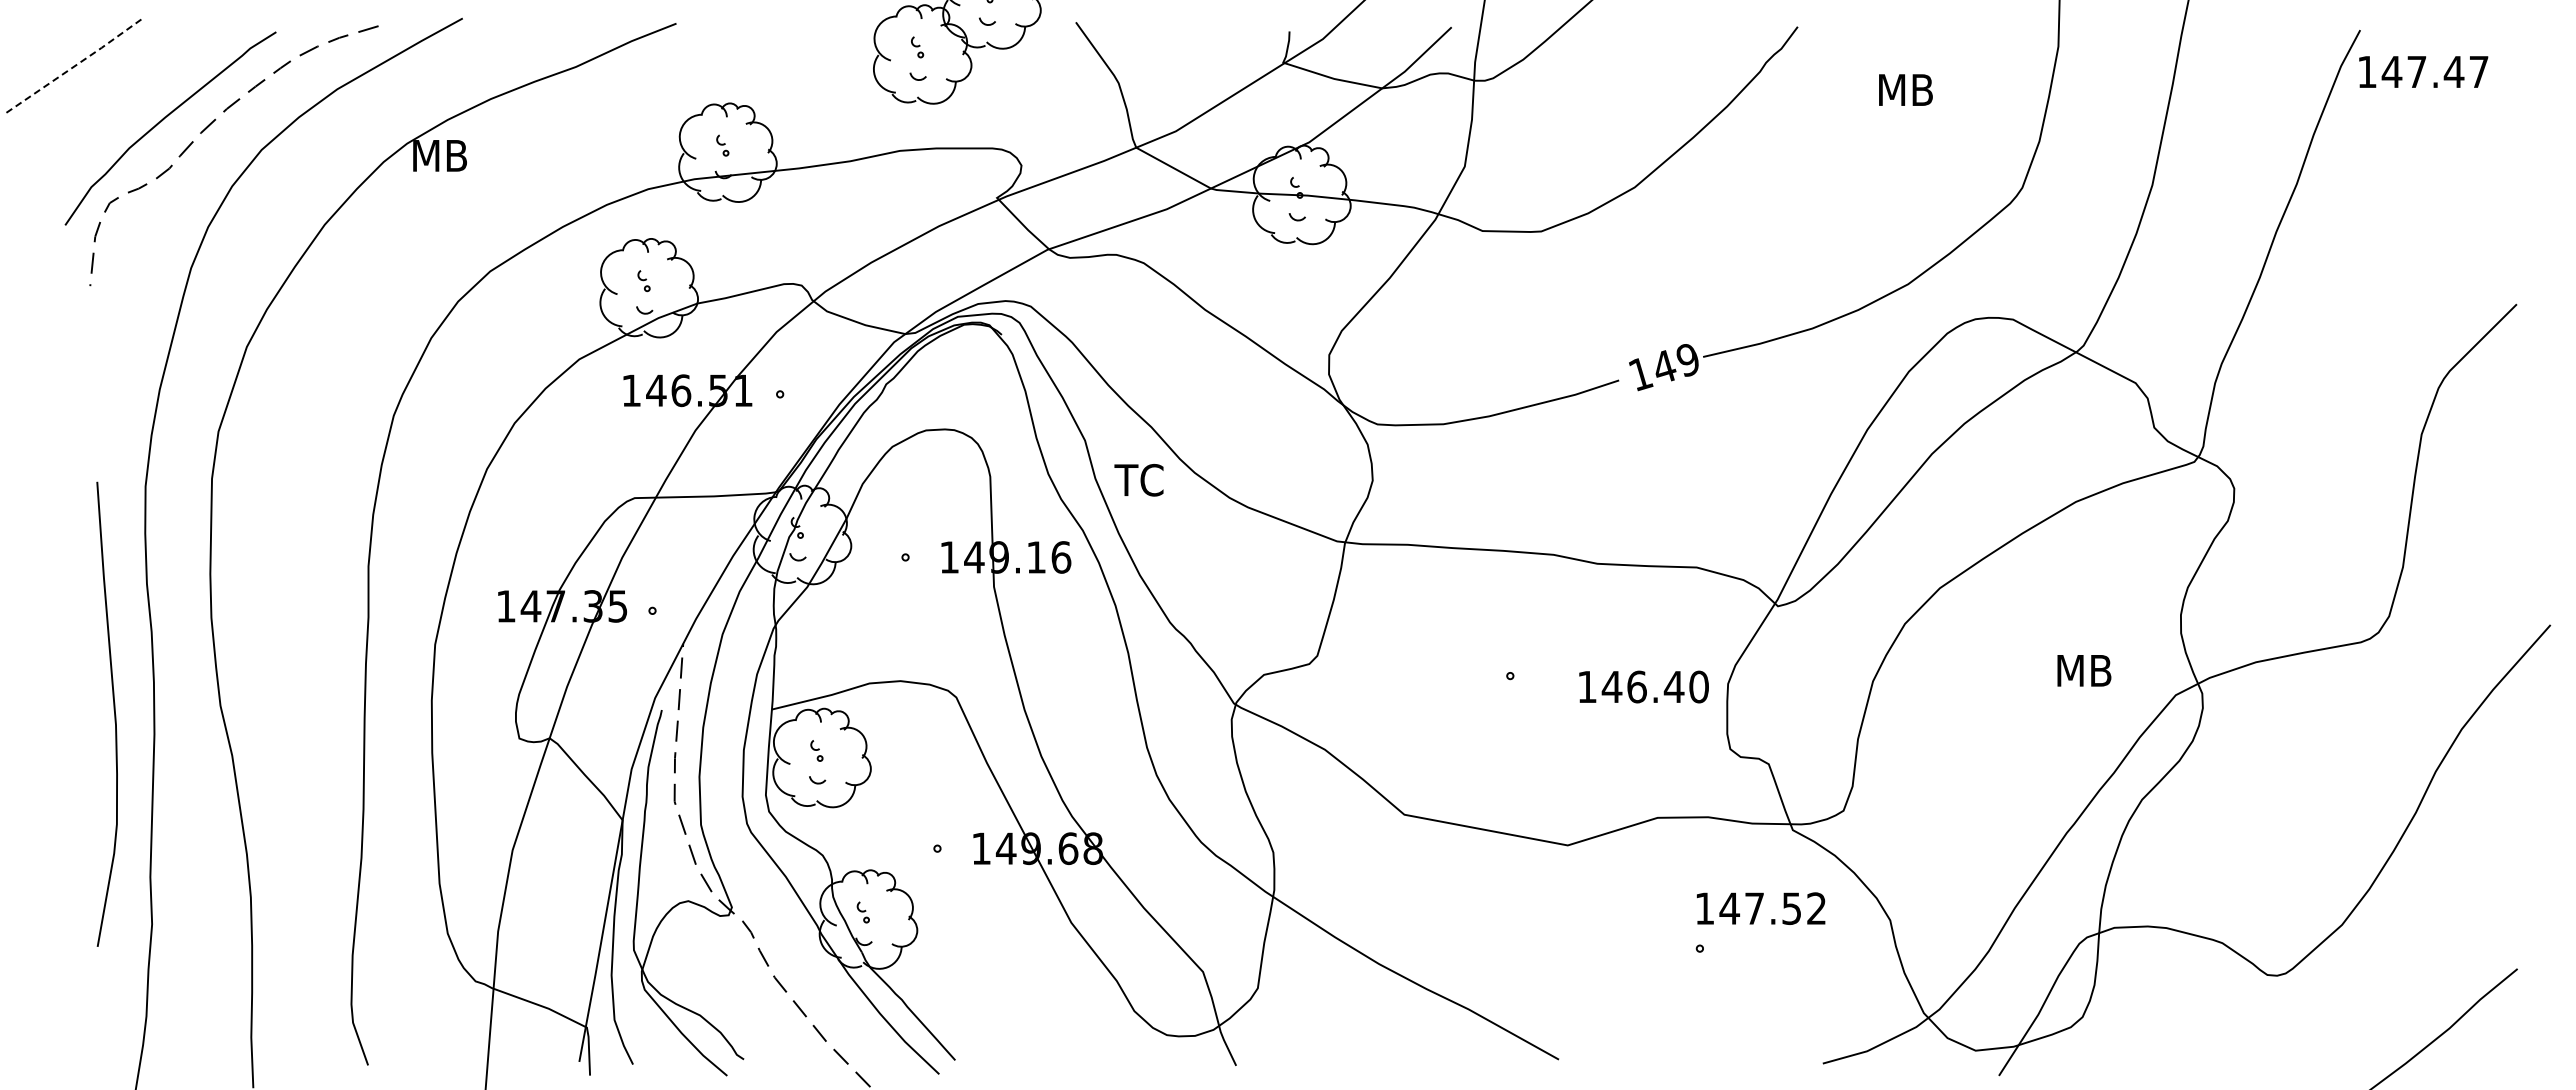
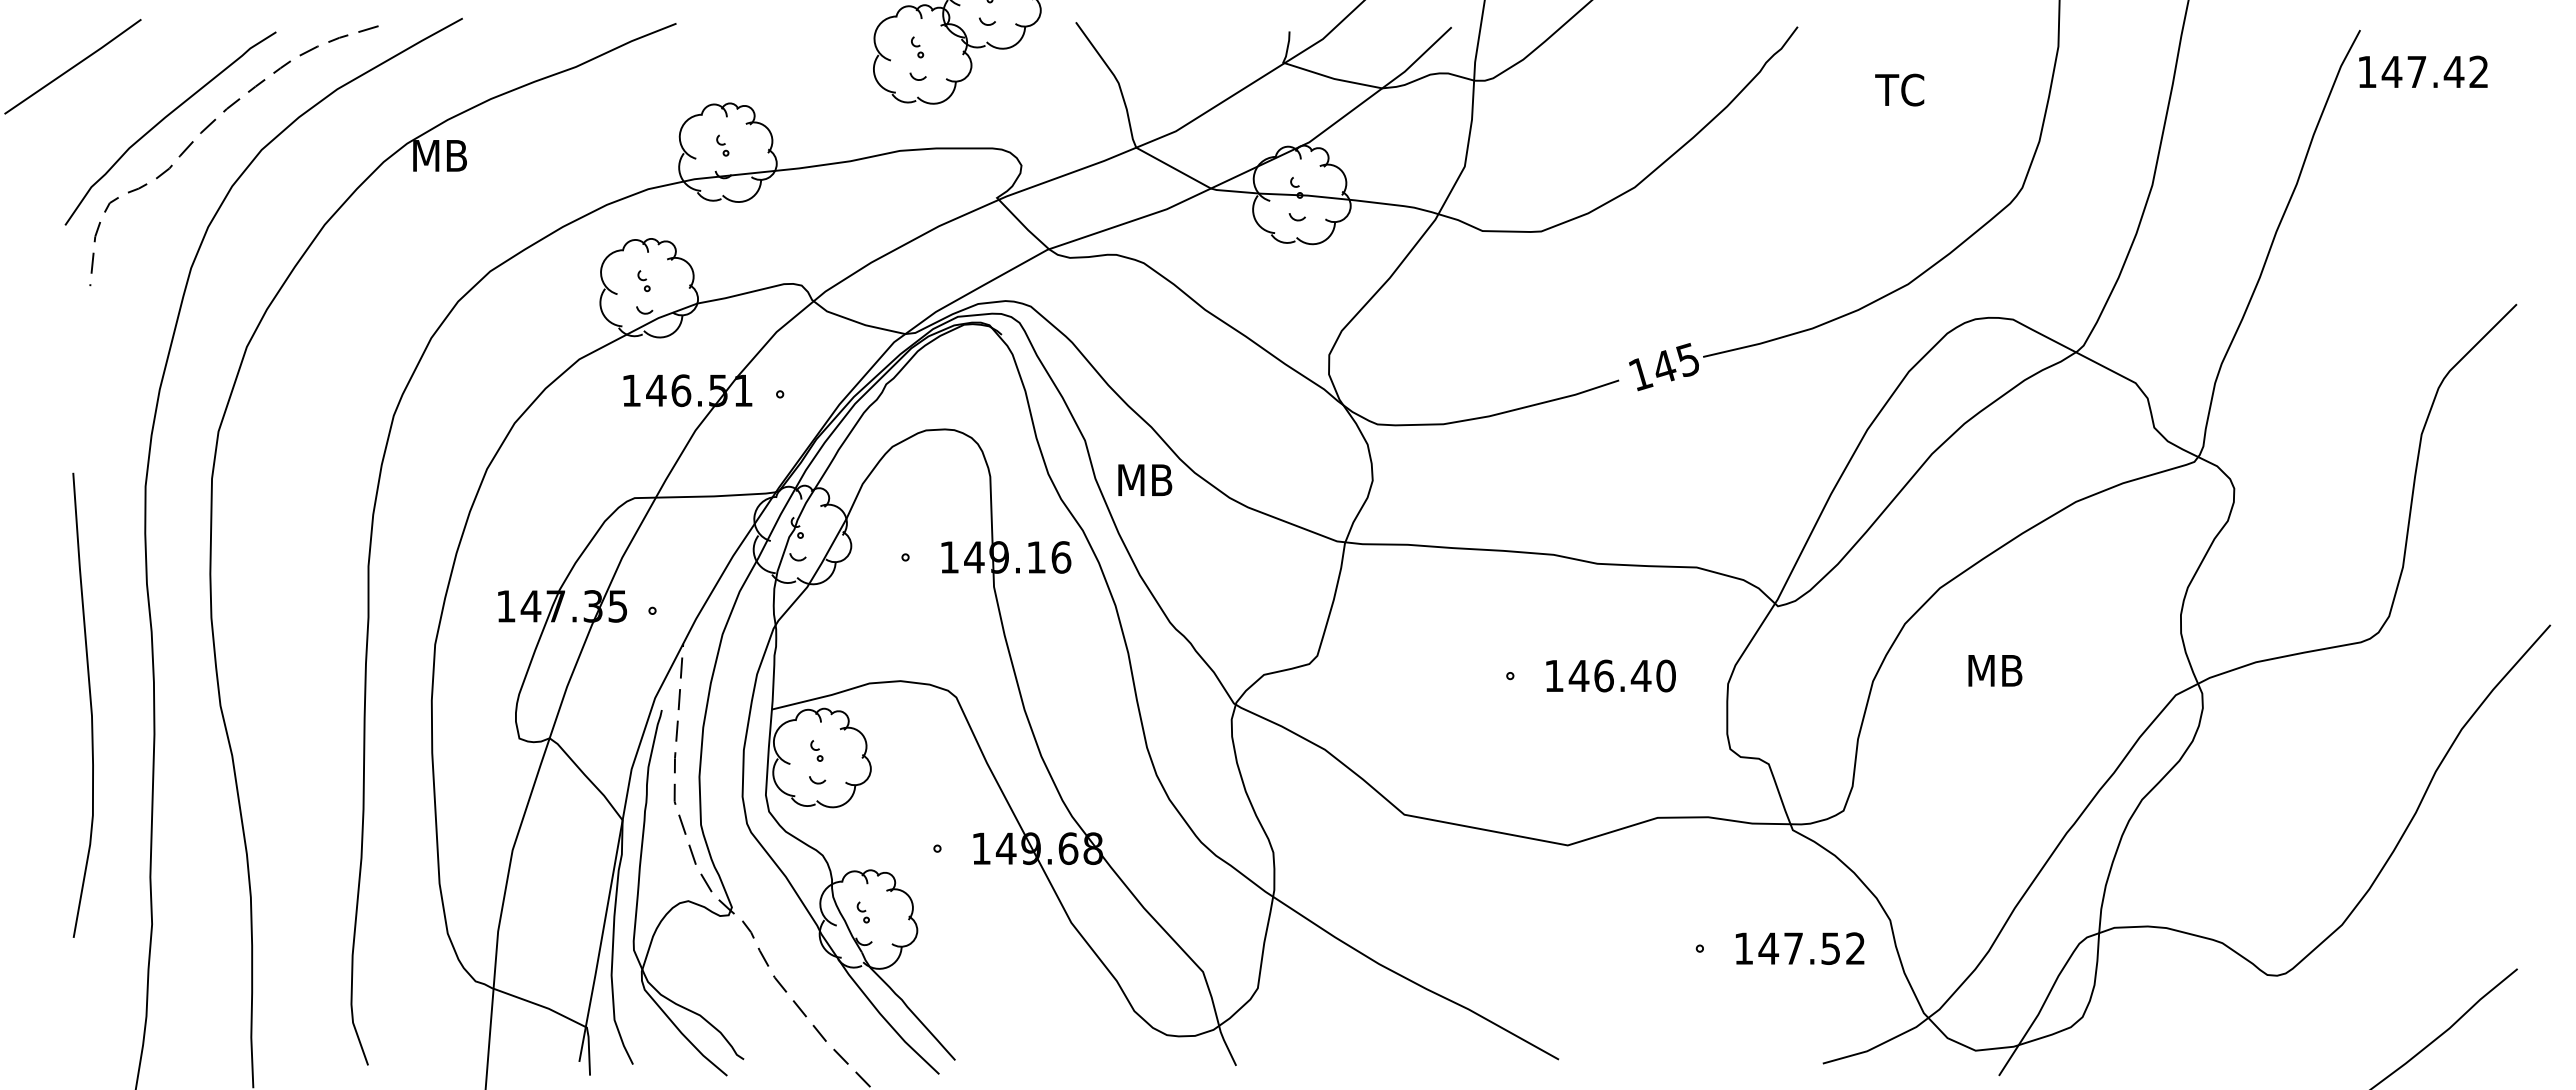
line: dashed -> solid (73, 66)
text: 147.47 -> 147.42 (2478, 71)
text: MB -> TC (1903, 89)
text: 149 -> 145 (1687, 359)
text: TC -> MB (1143, 479)
text position: (2084, 670) -> (1995, 670) (1995, 670)
text position: (1643, 686) -> (1610, 675) (1610, 675)
curve position: (113, 710) -> (89, 701) (89, 701)
text position: (1761, 908) -> (1800, 948) (1800, 948)
